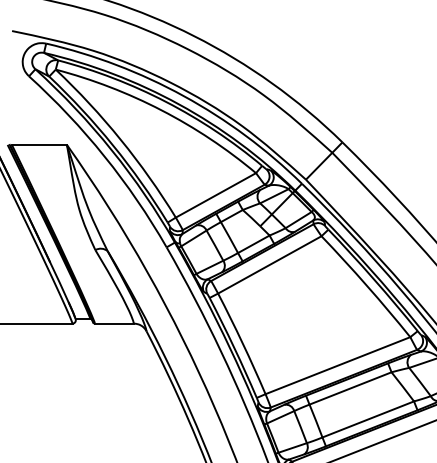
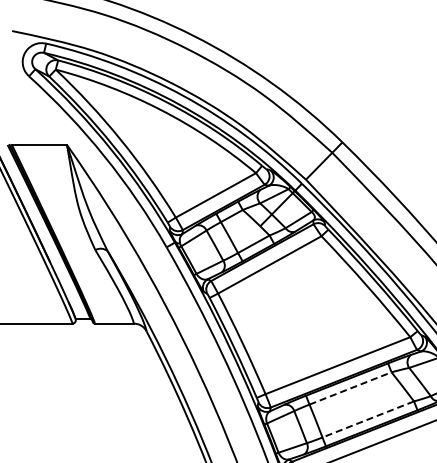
line: solid -> dashed (351, 388)
line: solid -> dashed (367, 419)
